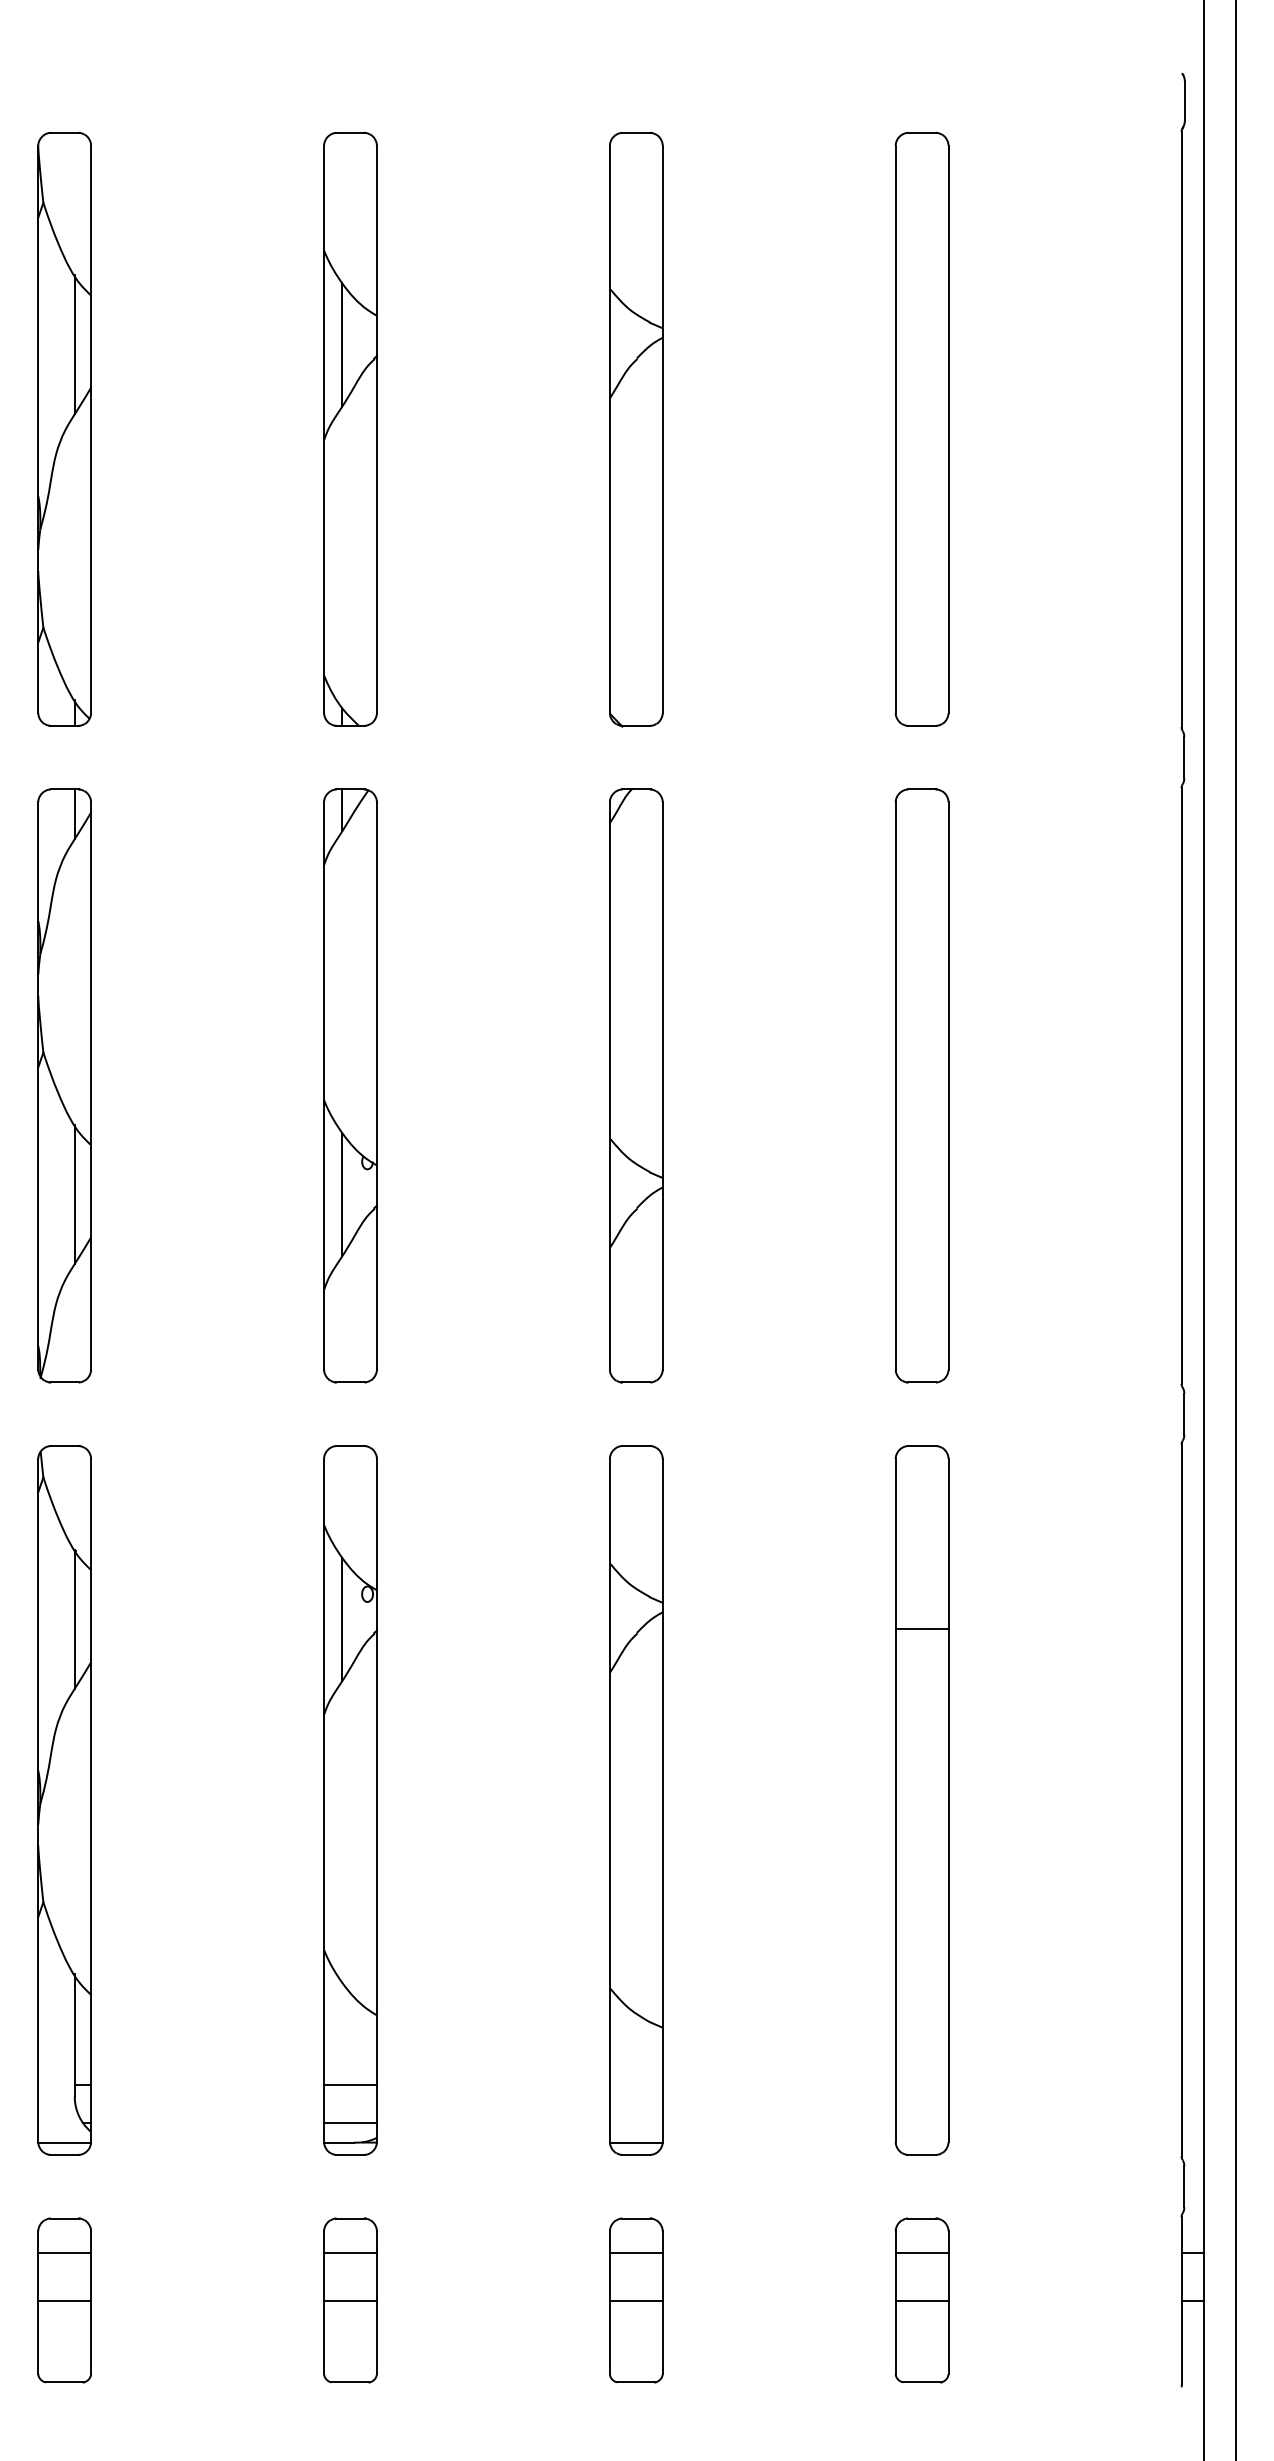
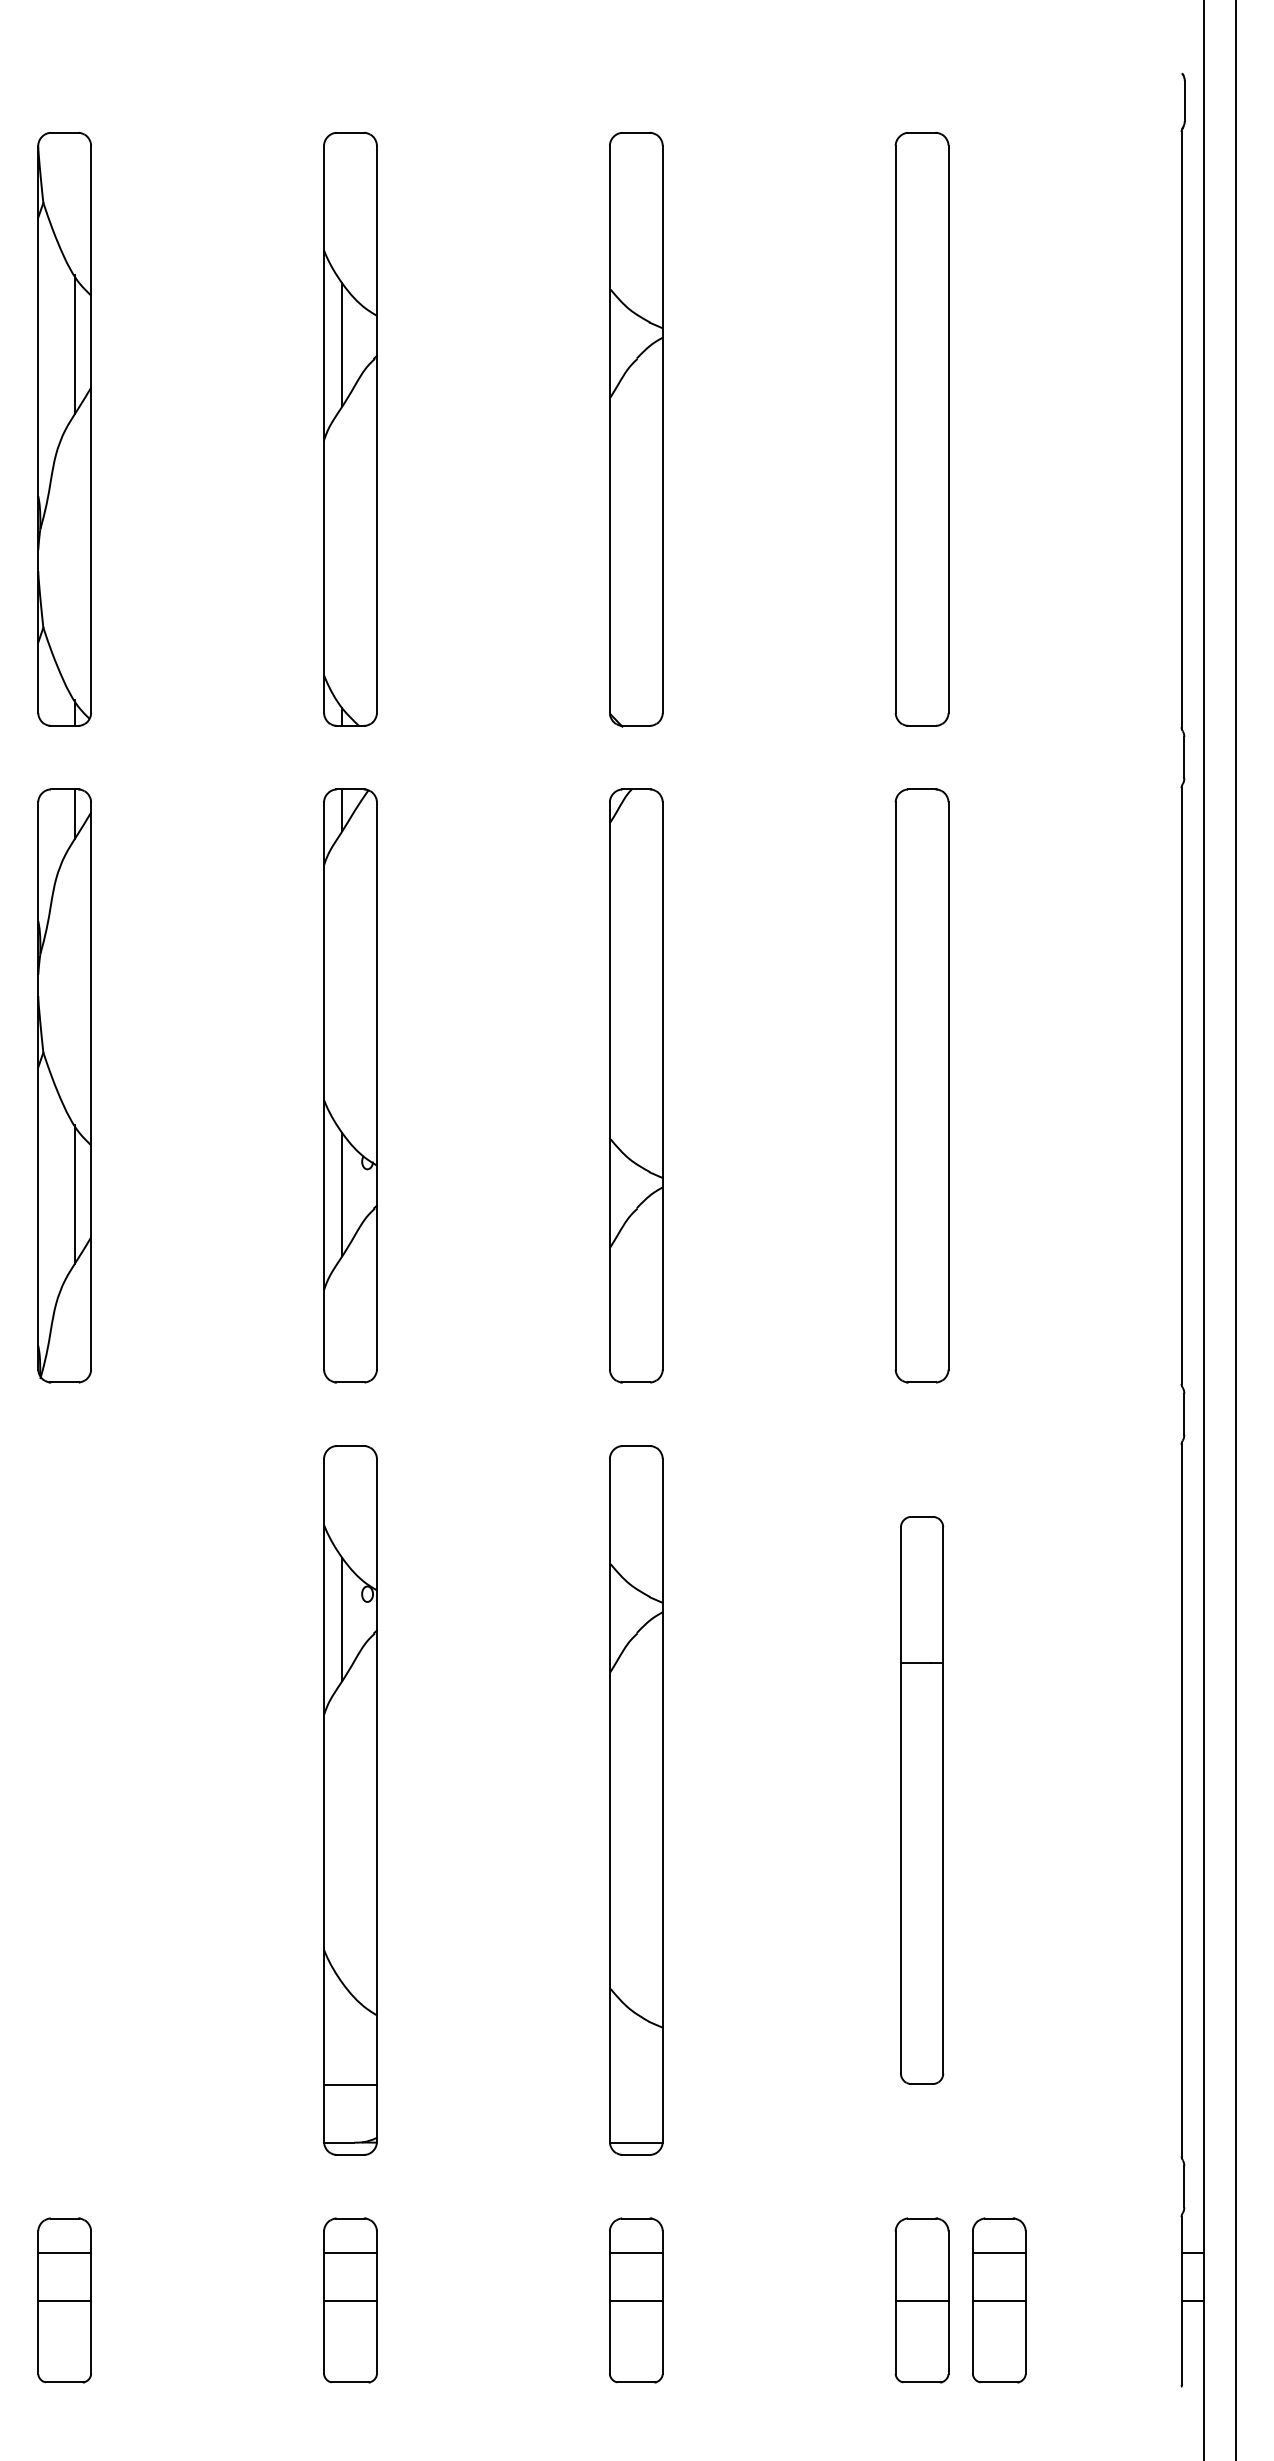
part: present -> none (64, 1800)
part size: 56x711 px -> 45x569 px (922, 1800)
line: present -> none (350, 2123)
line: present -> none (921, 2253)
part: none -> present (999, 2300)
